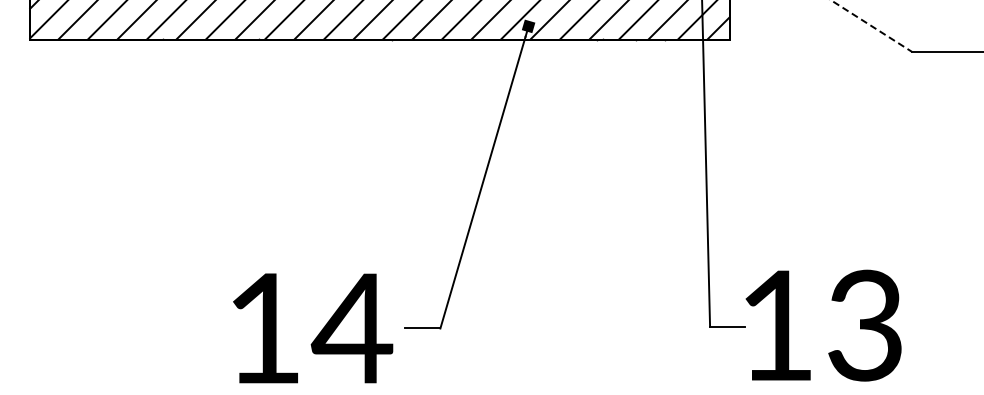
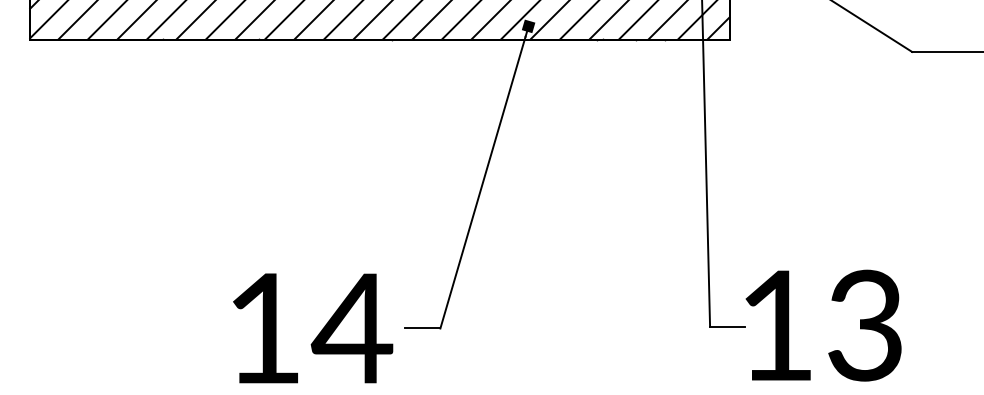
line: dashed -> solid (871, 26)
